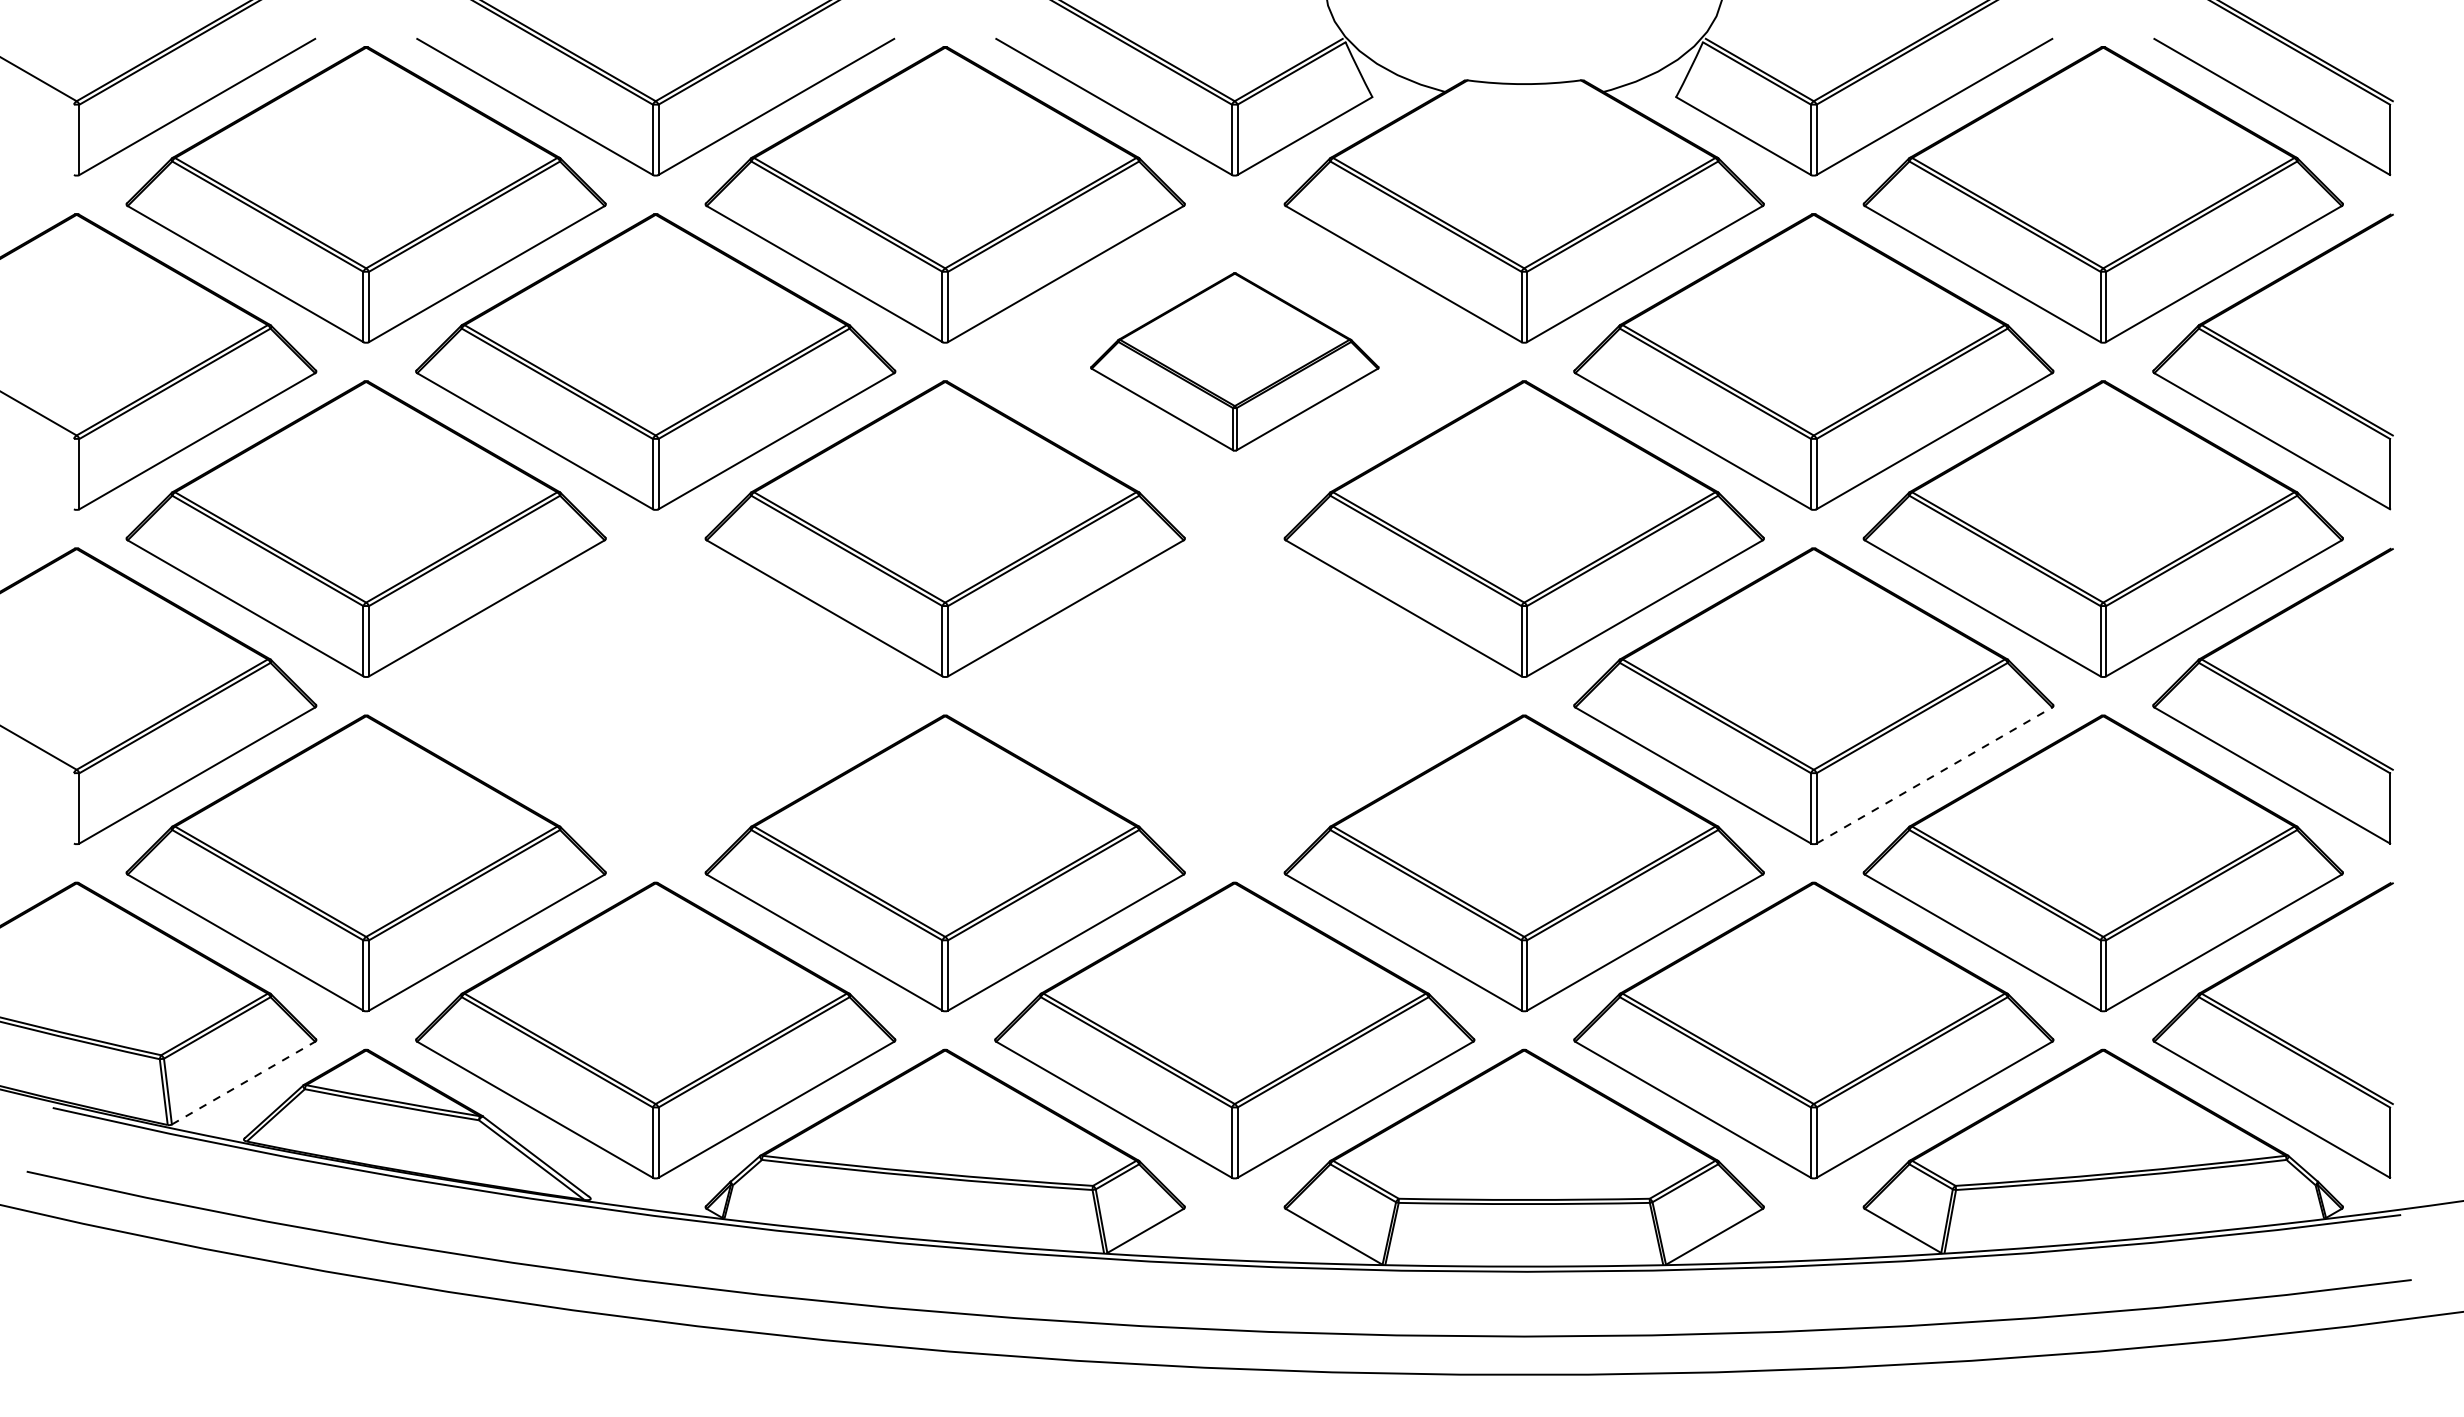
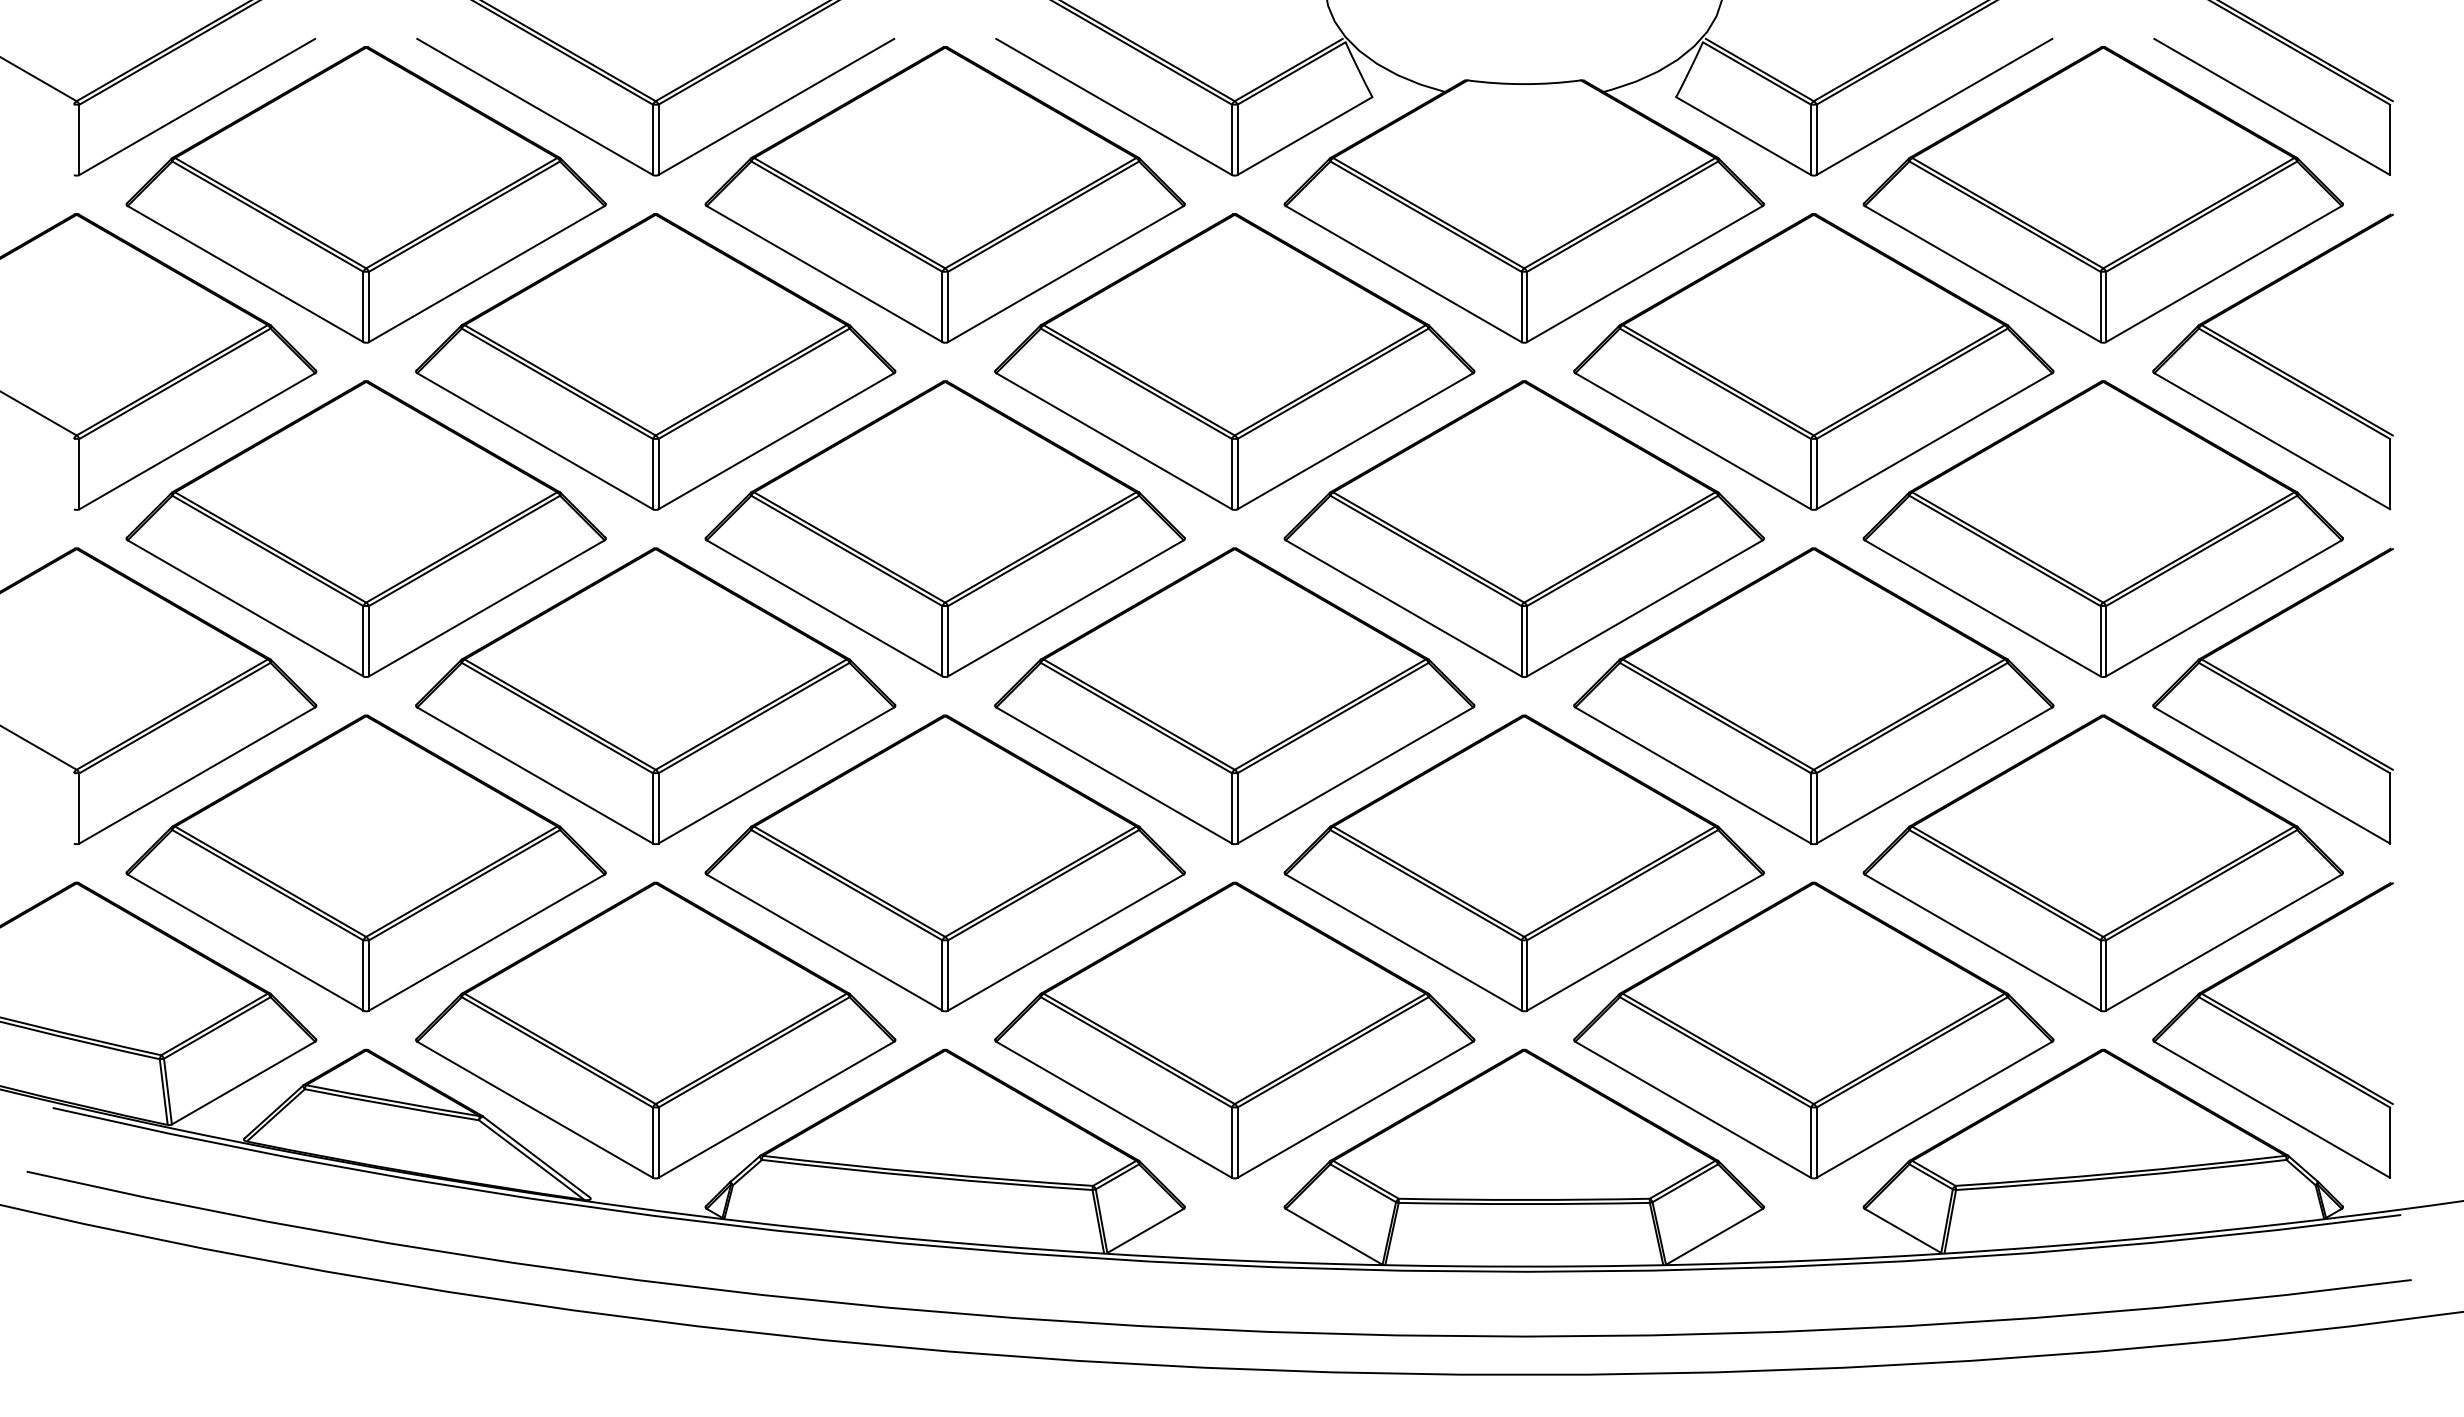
part size: 290x180 px -> 482x298 px (1234, 361)
part: none -> present (655, 695)
part: none -> present (1234, 695)
line: dashed -> solid (1934, 775)
line: dashed -> solid (243, 1083)
